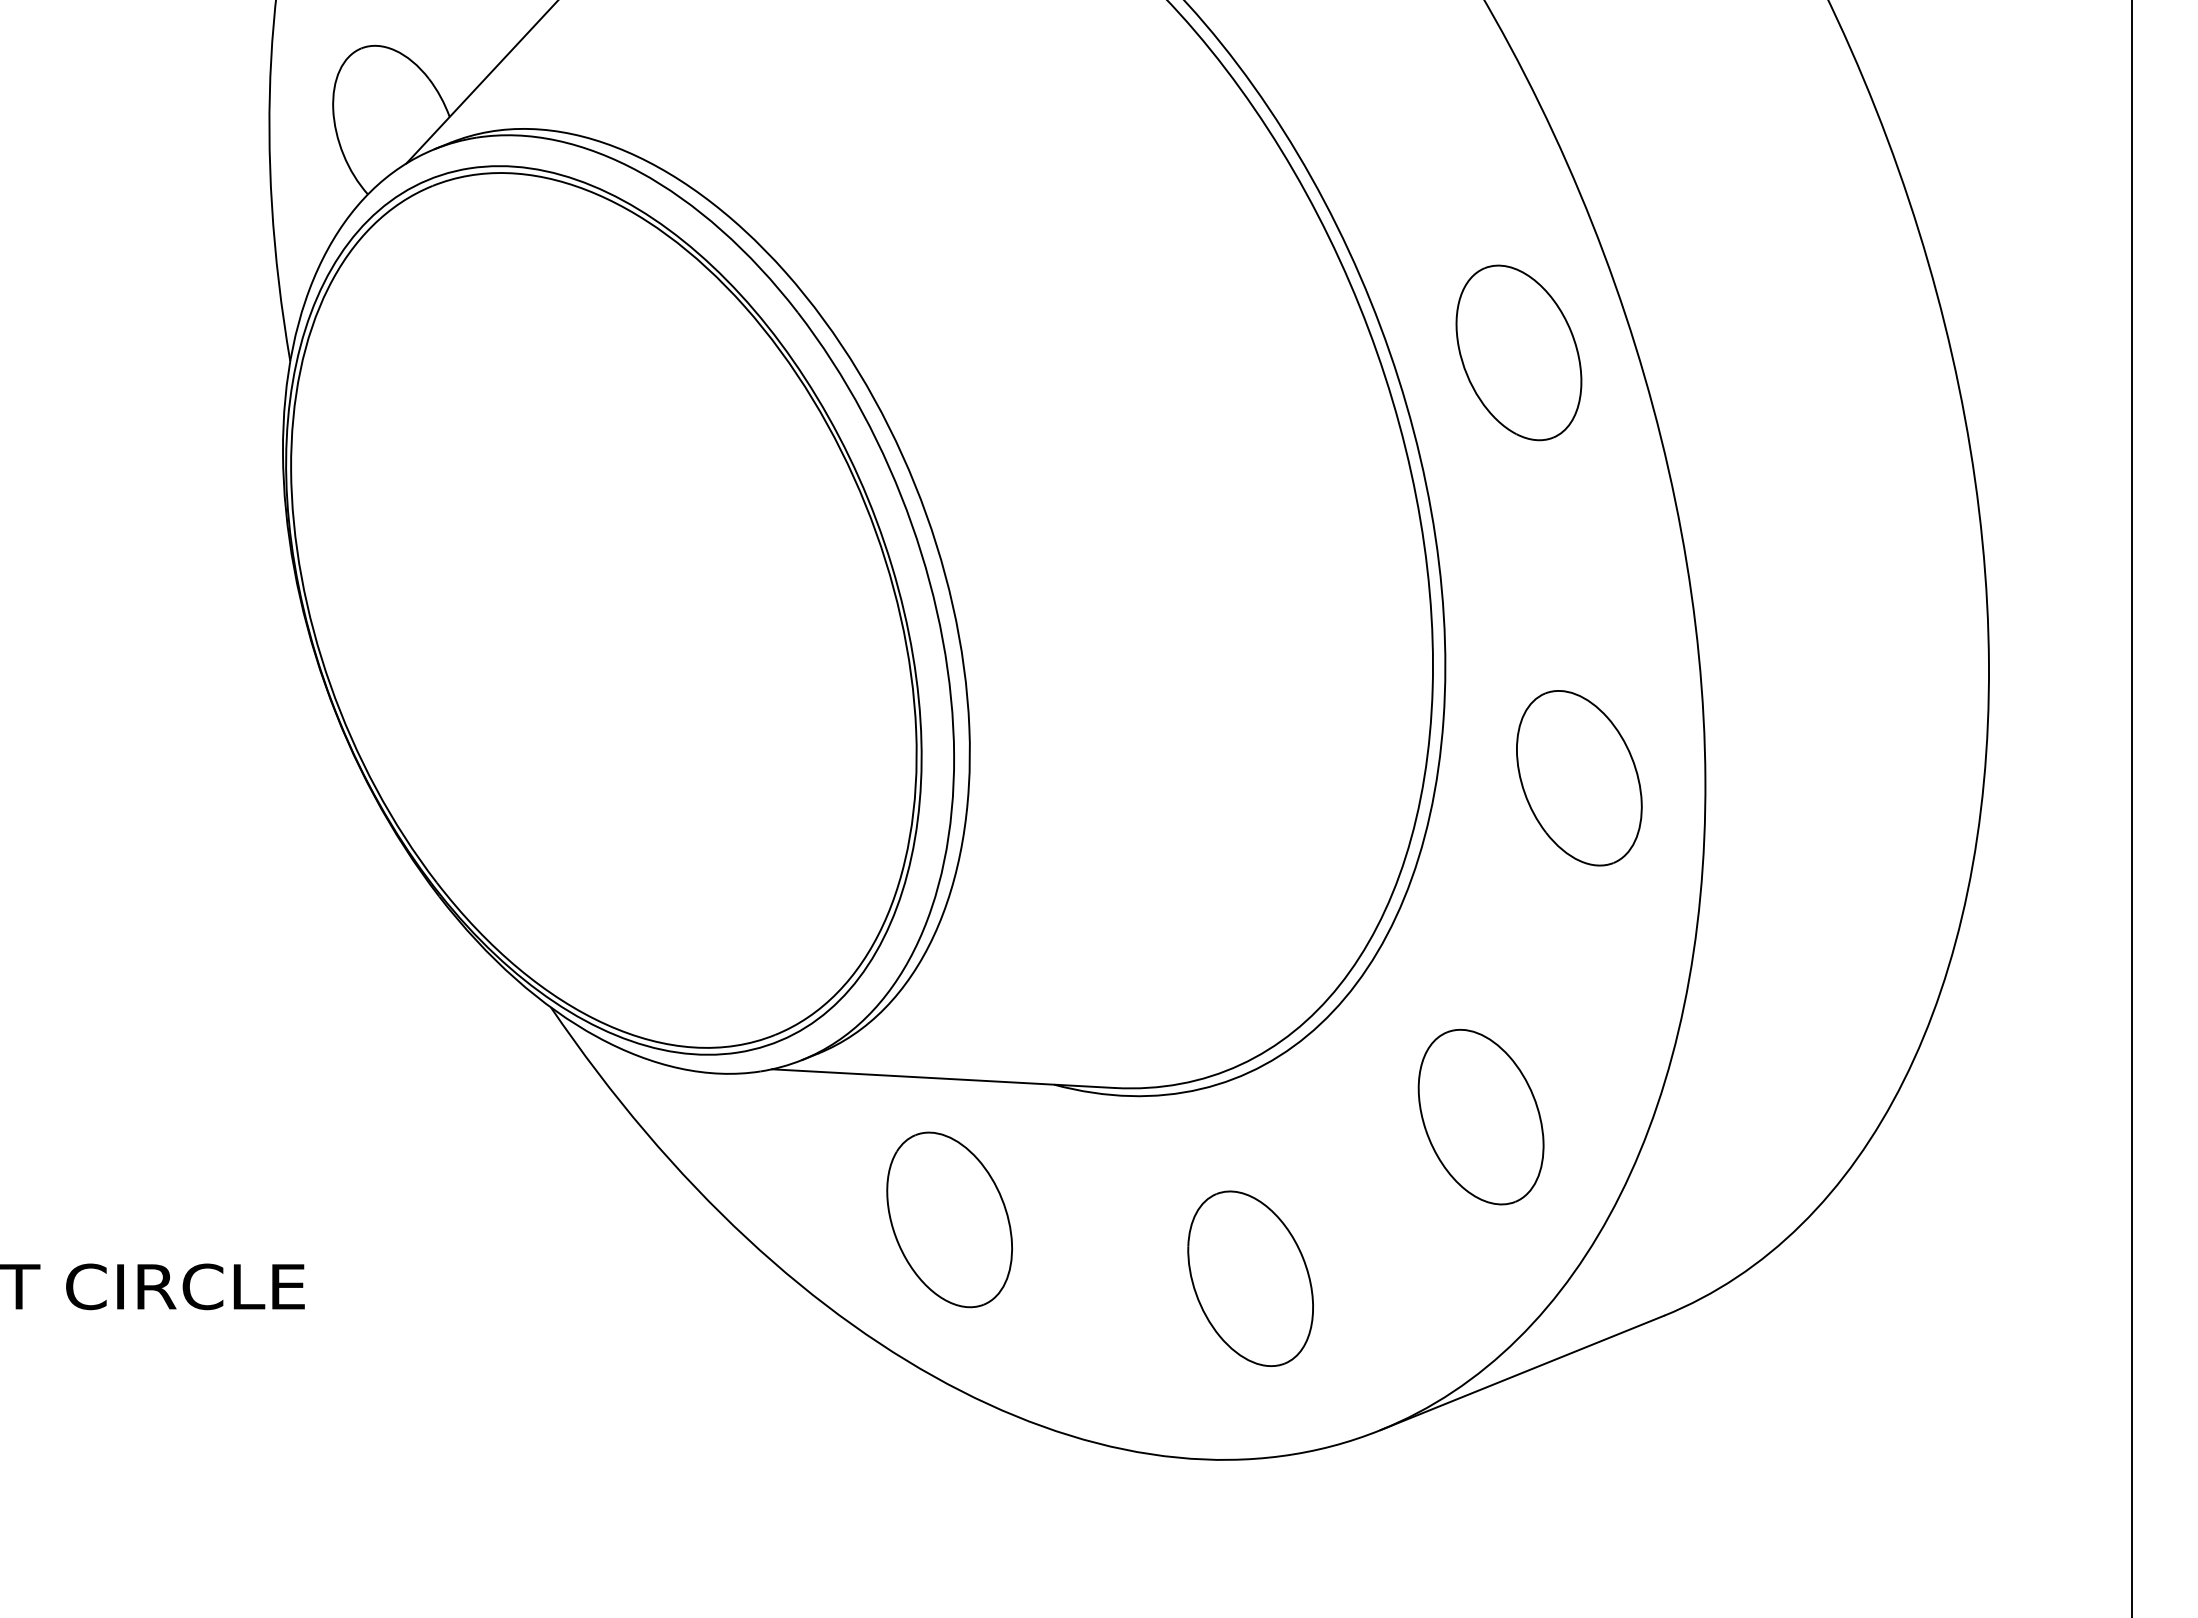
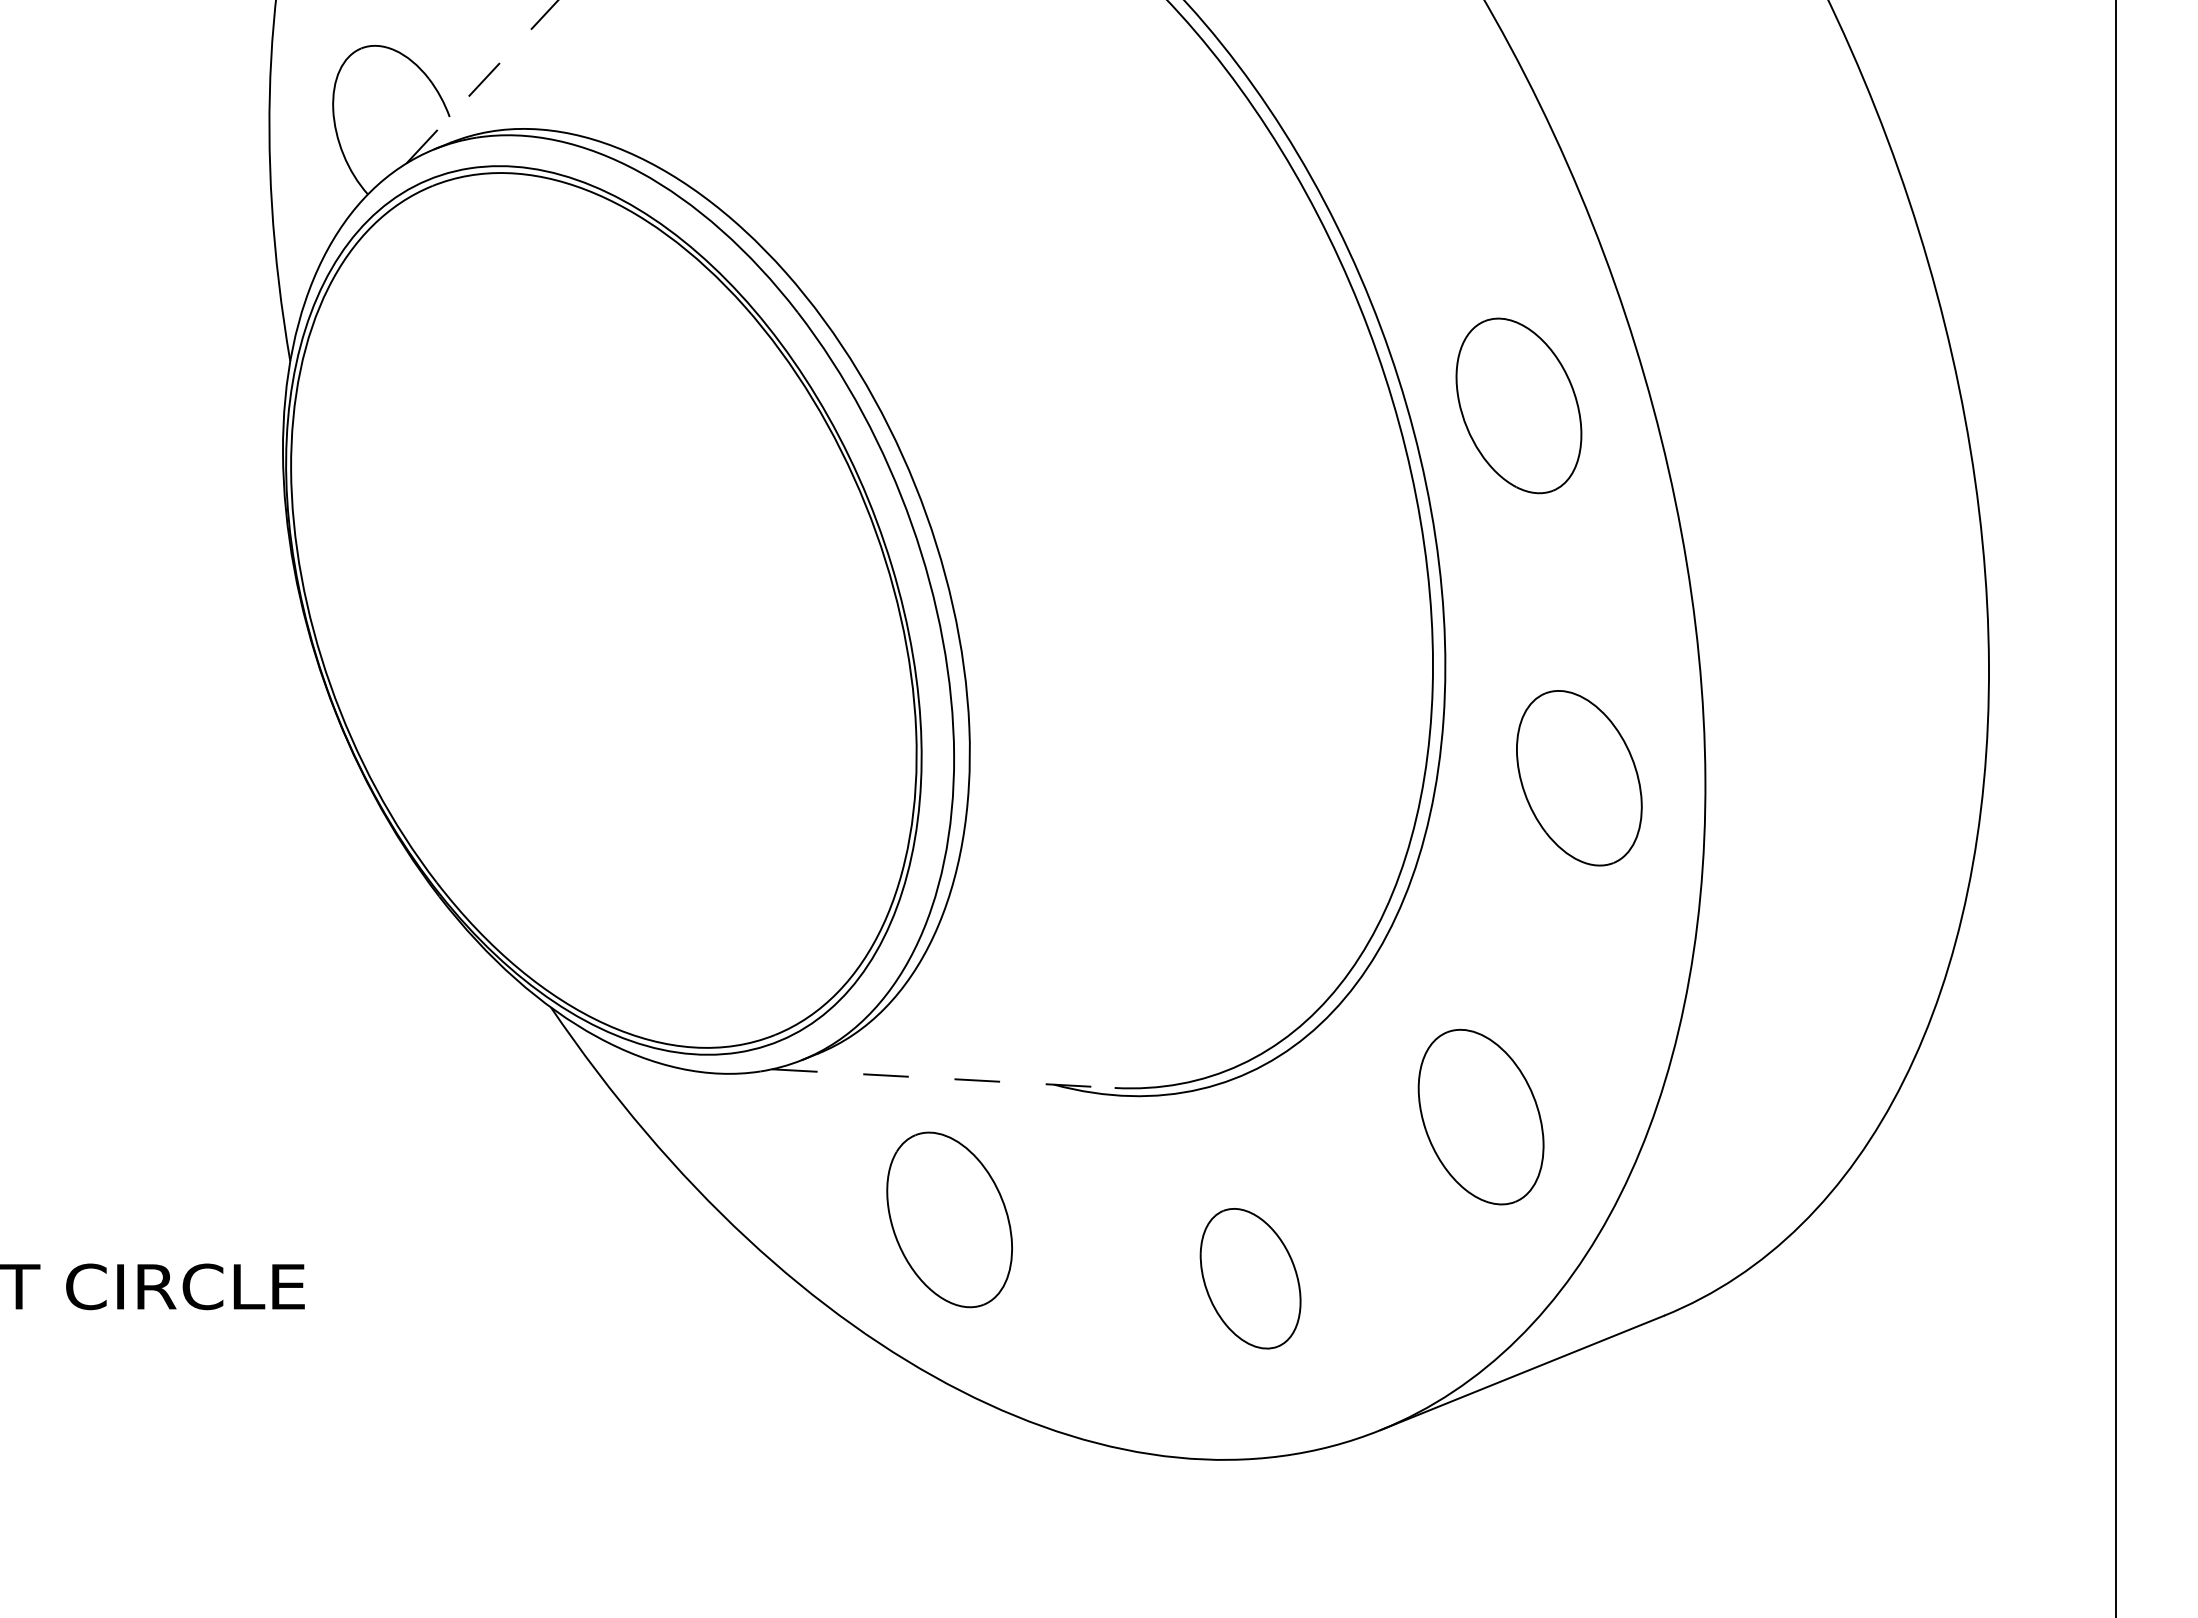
line: solid -> dashed (482, 81)
part position: (1518, 352) -> (1518, 405) (1518, 405)
line position: (2132, 808) -> (2116, 808) (2116, 808)
line: solid -> dashed (943, 1078)
part size: 127x177 px -> 103x142 px (1250, 1278)
